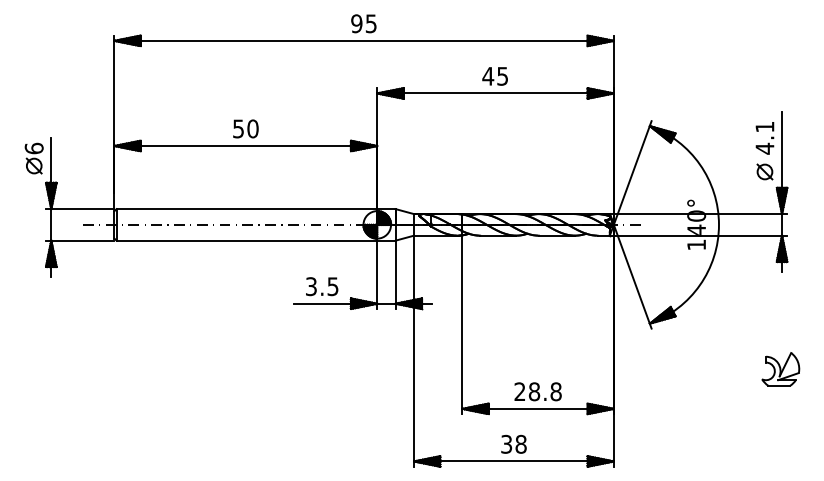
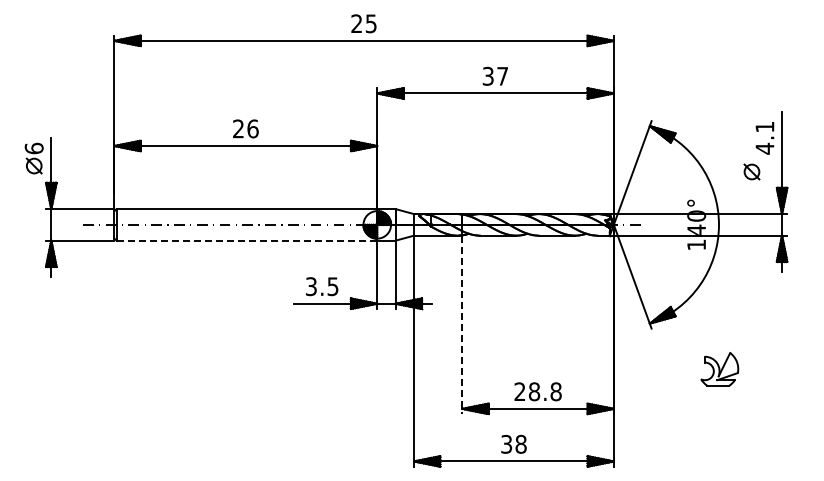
text: 95 -> 25 (356, 23)
text: 45 -> 37 (494, 75)
text: 50 -> 26 (245, 128)
part position: (764, 171) -> (751, 171) (751, 171)
line: solid -> dashed (247, 240)
line: solid -> dashed (462, 325)
part position: (780, 369) -> (719, 369) (719, 369)
